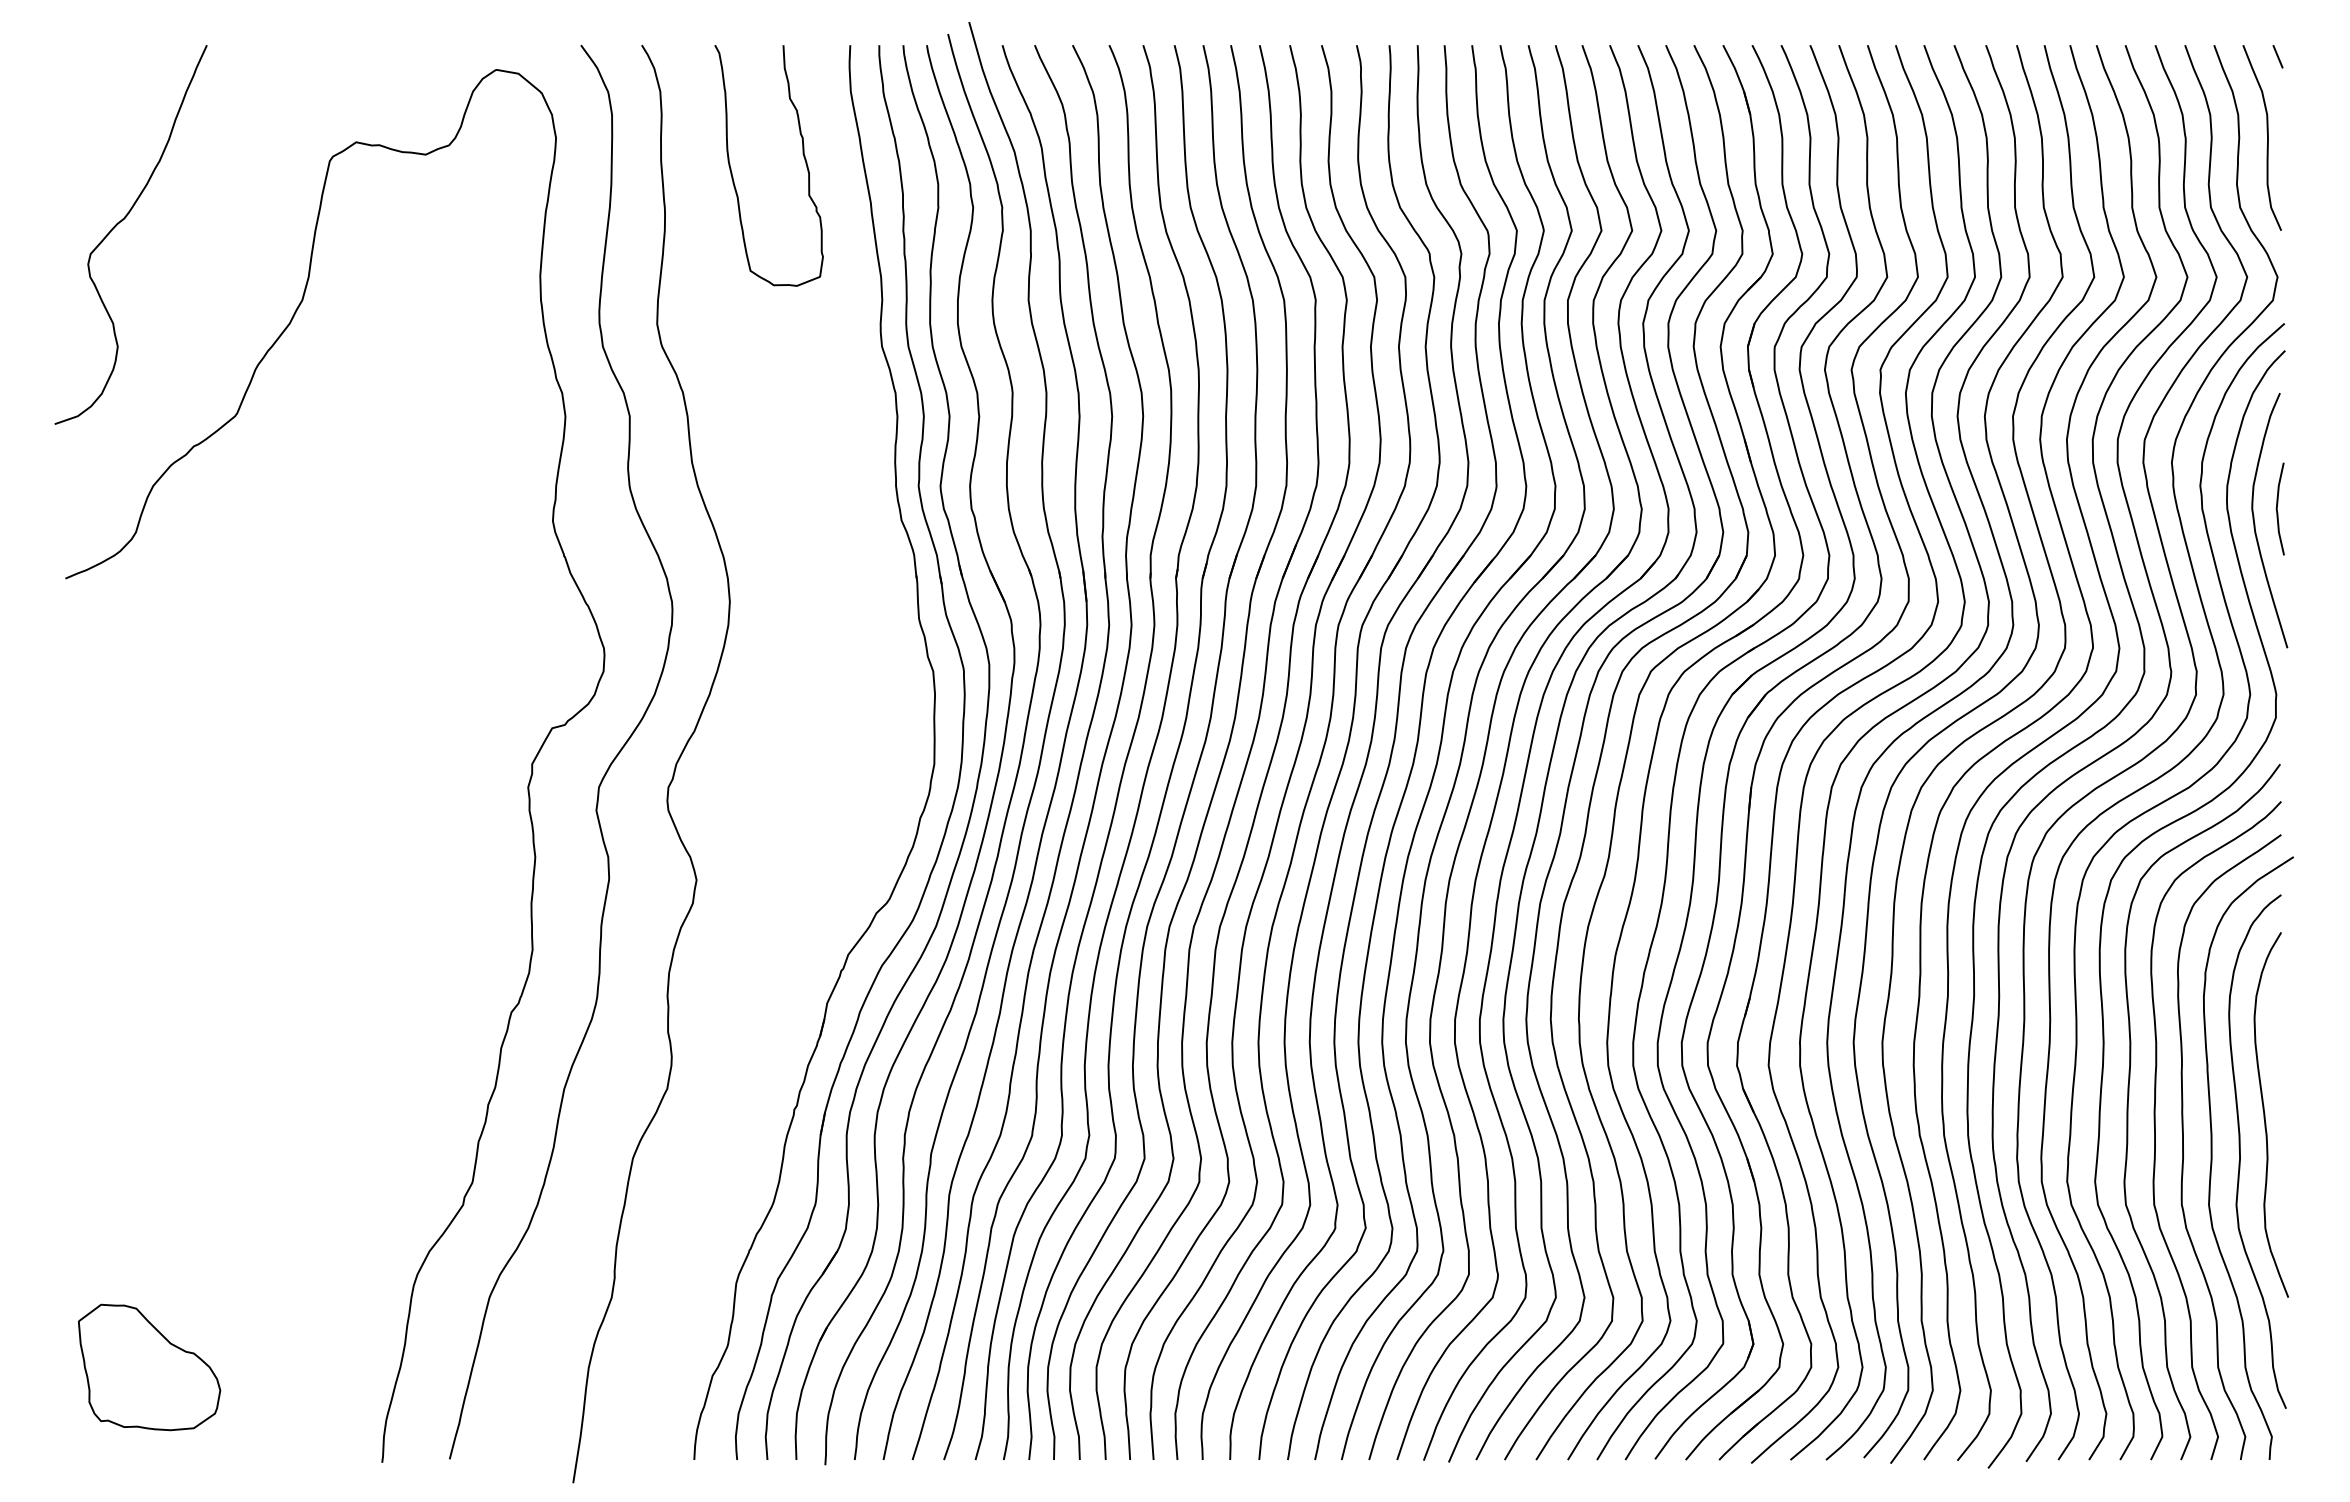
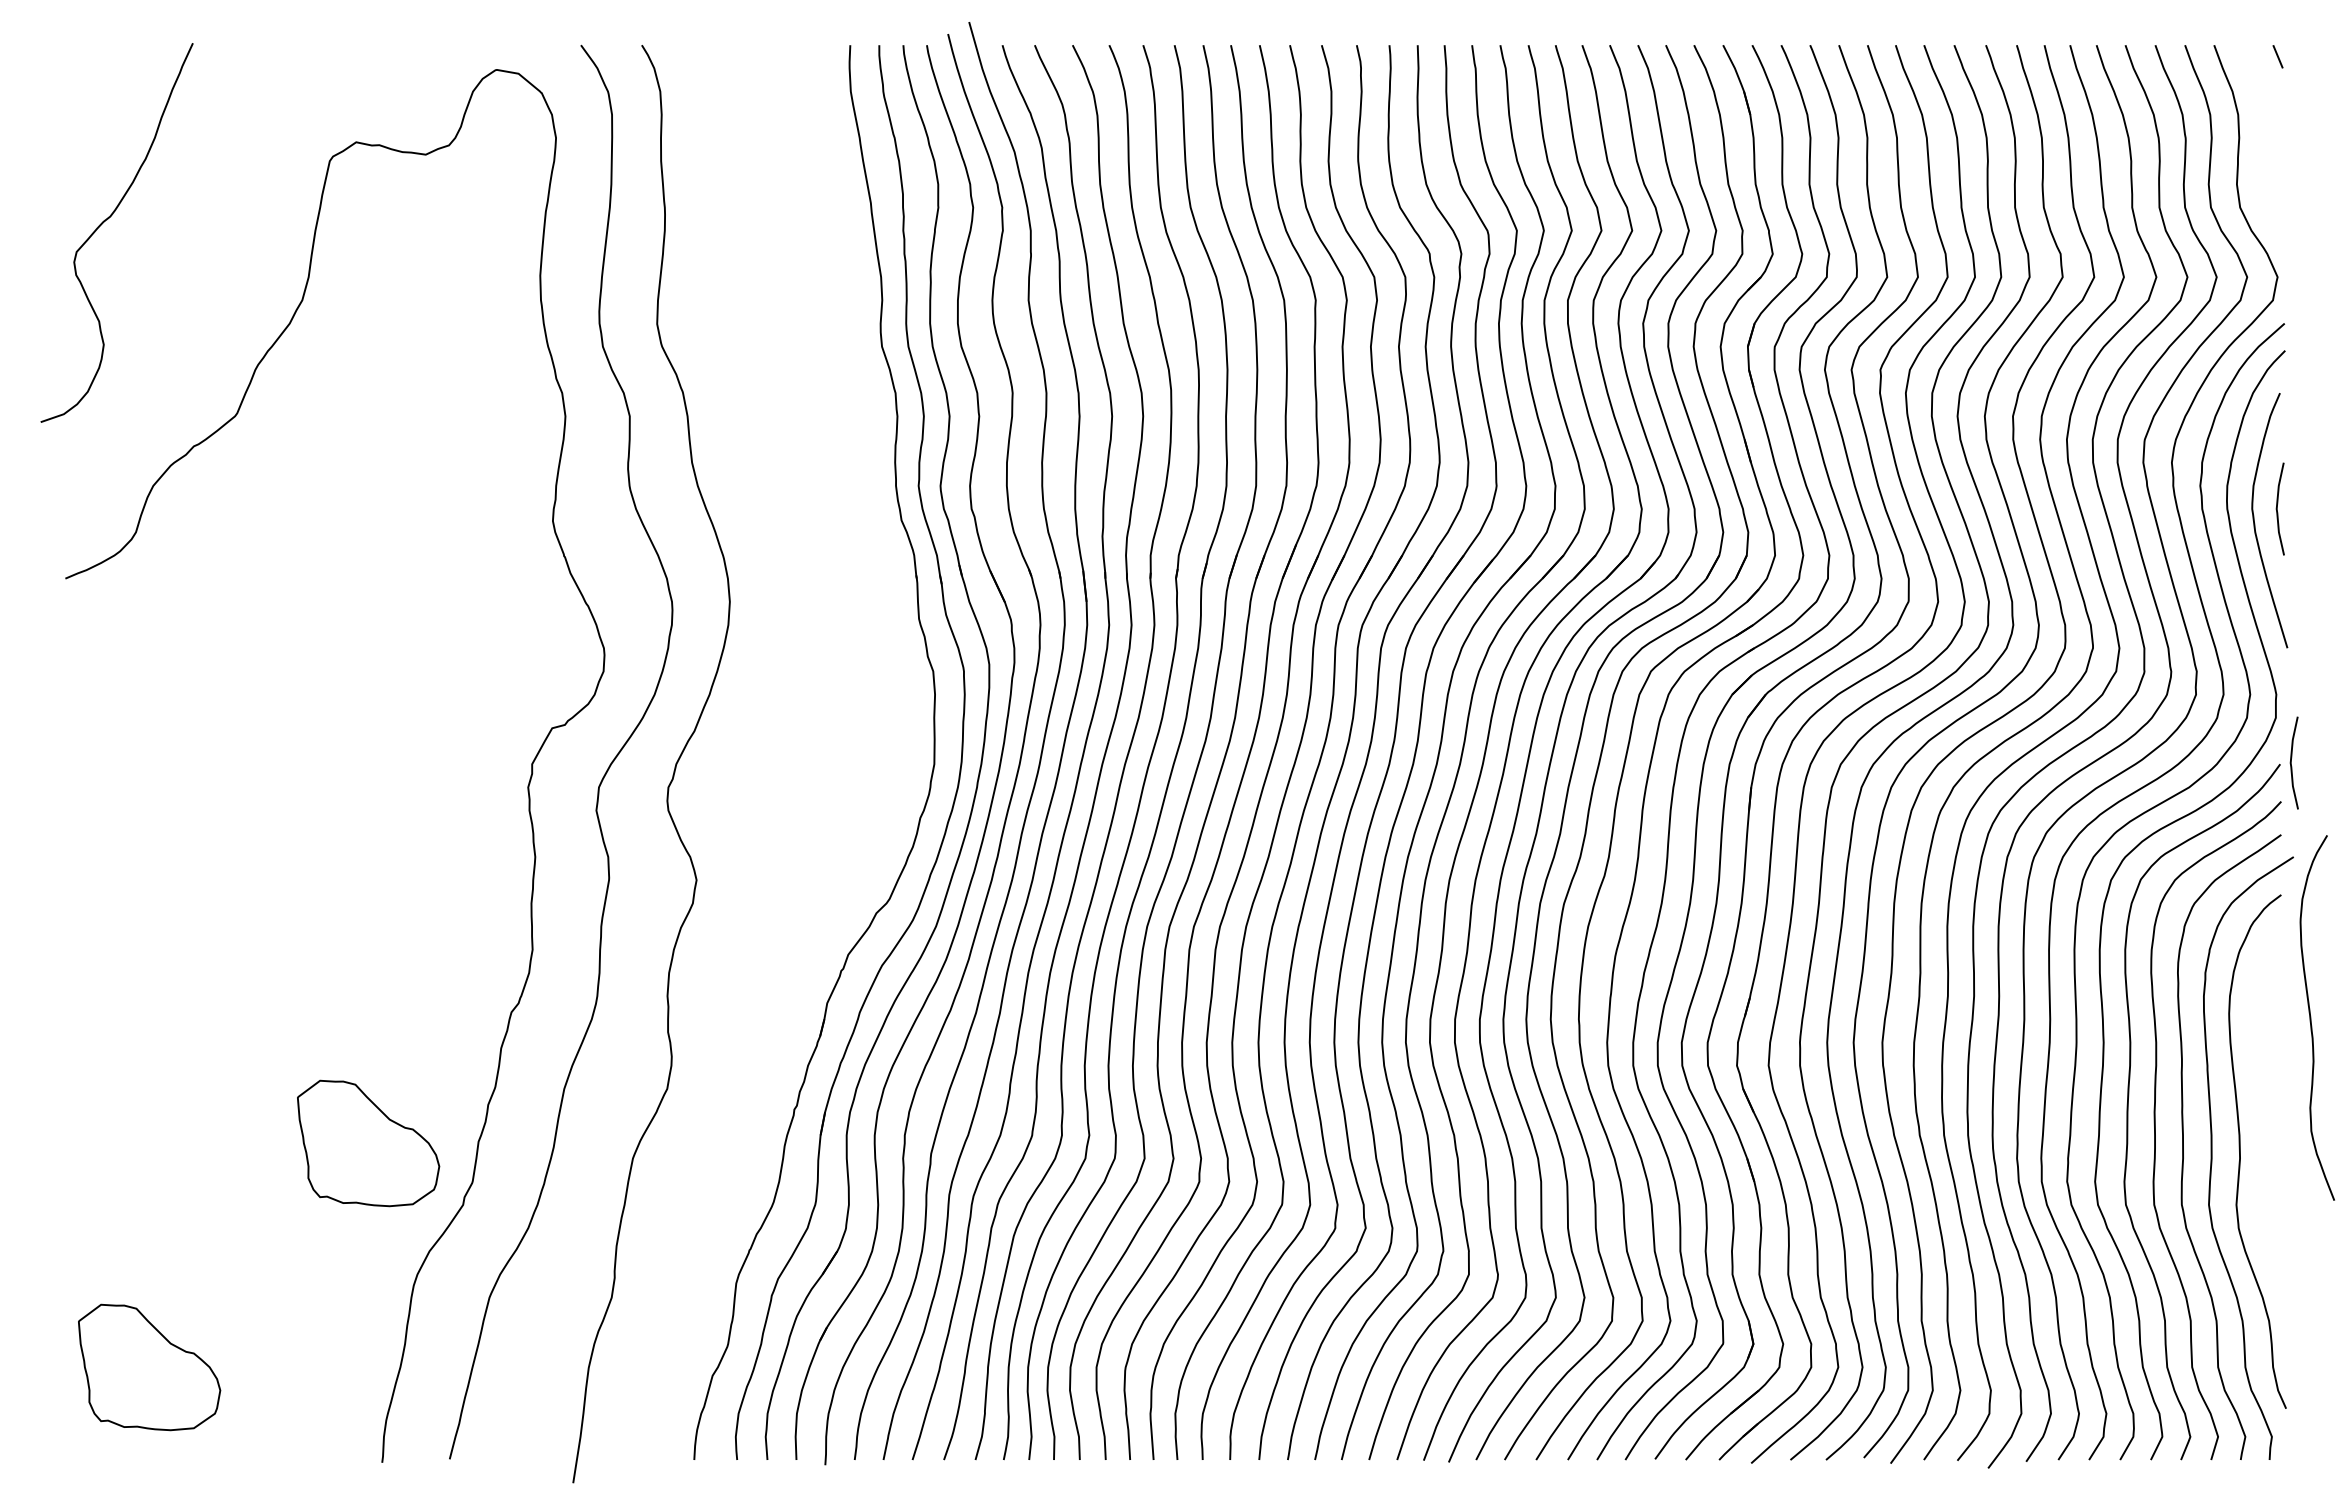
curve: present -> none (2267, 137)
curve: present -> none (802, 154)
curve position: (122, 221) -> (108, 219) (108, 219)
curve: none -> present (2291, 762)
curve position: (2265, 1114) -> (2311, 1017) (2311, 1017)
part: none -> present (368, 1143)
